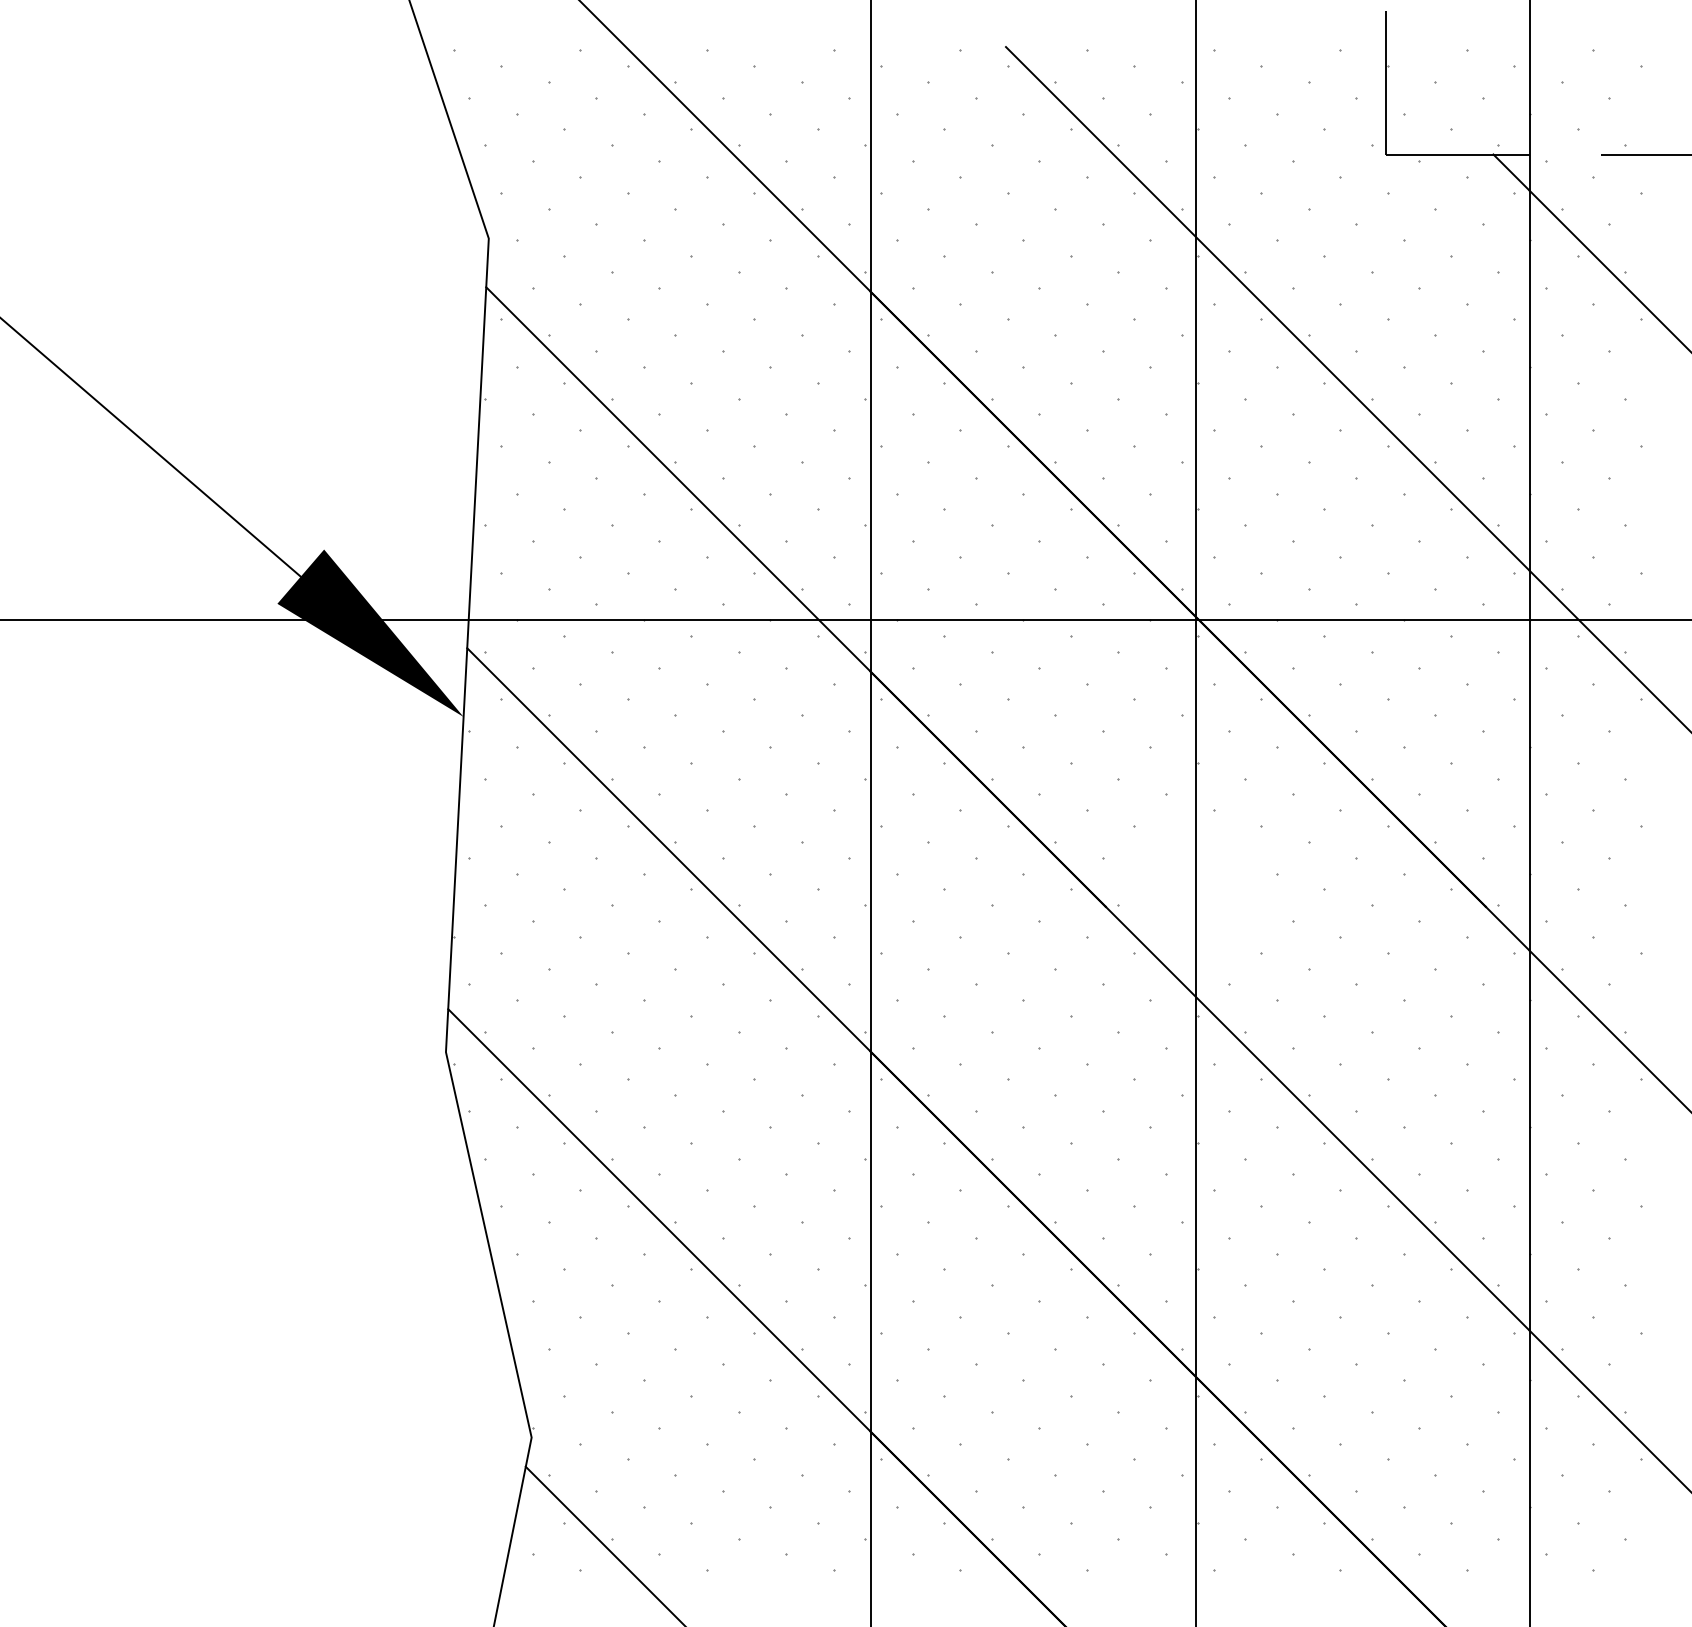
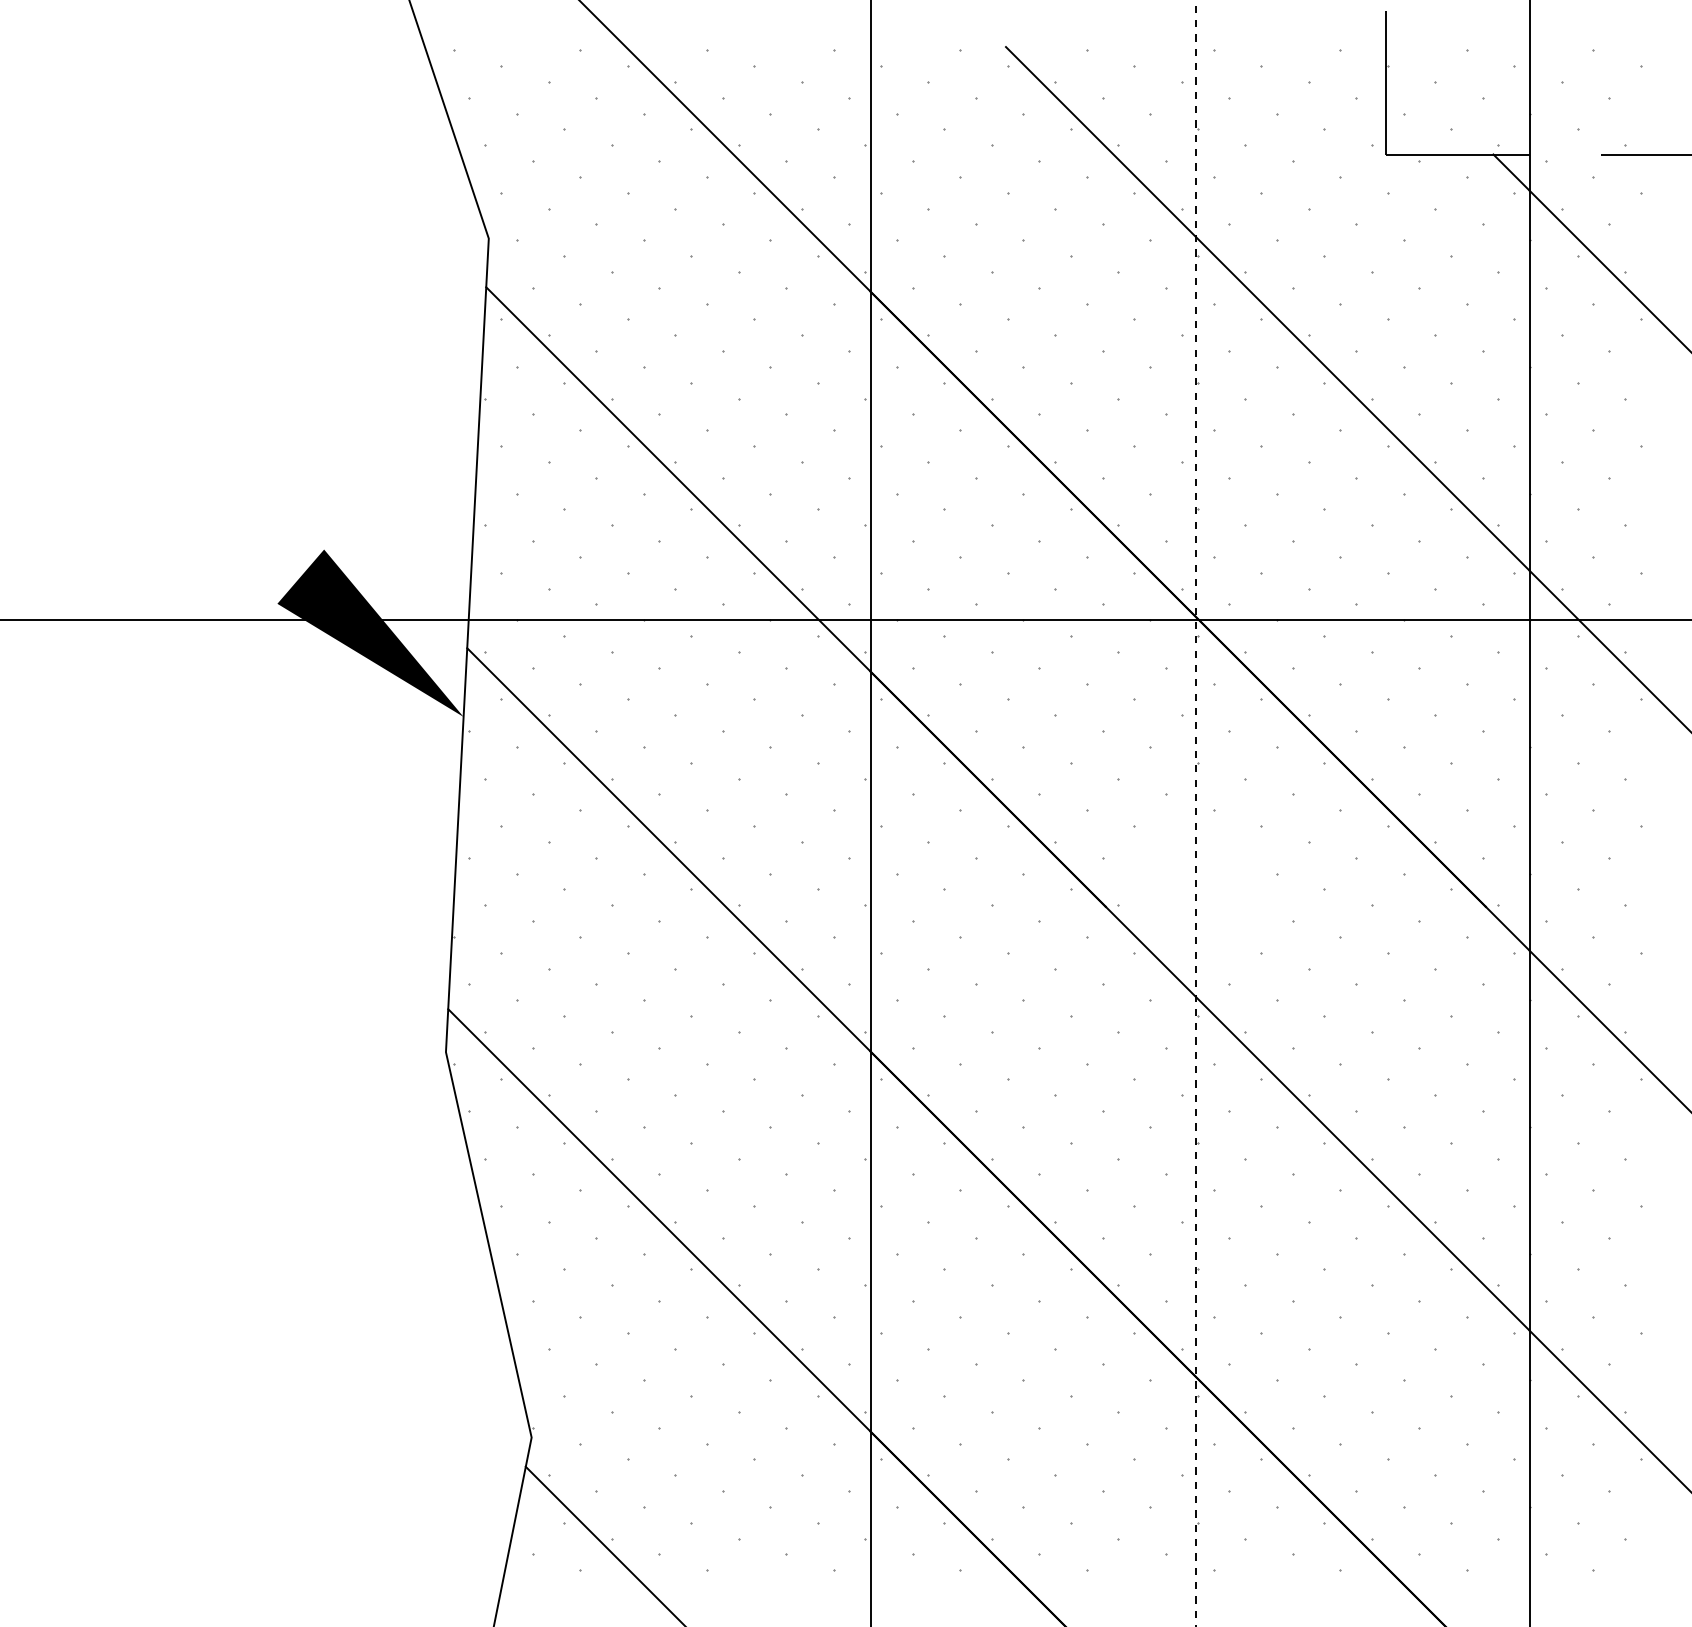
line: present -> none (151, 447)
line: solid -> dashed (1195, 813)
